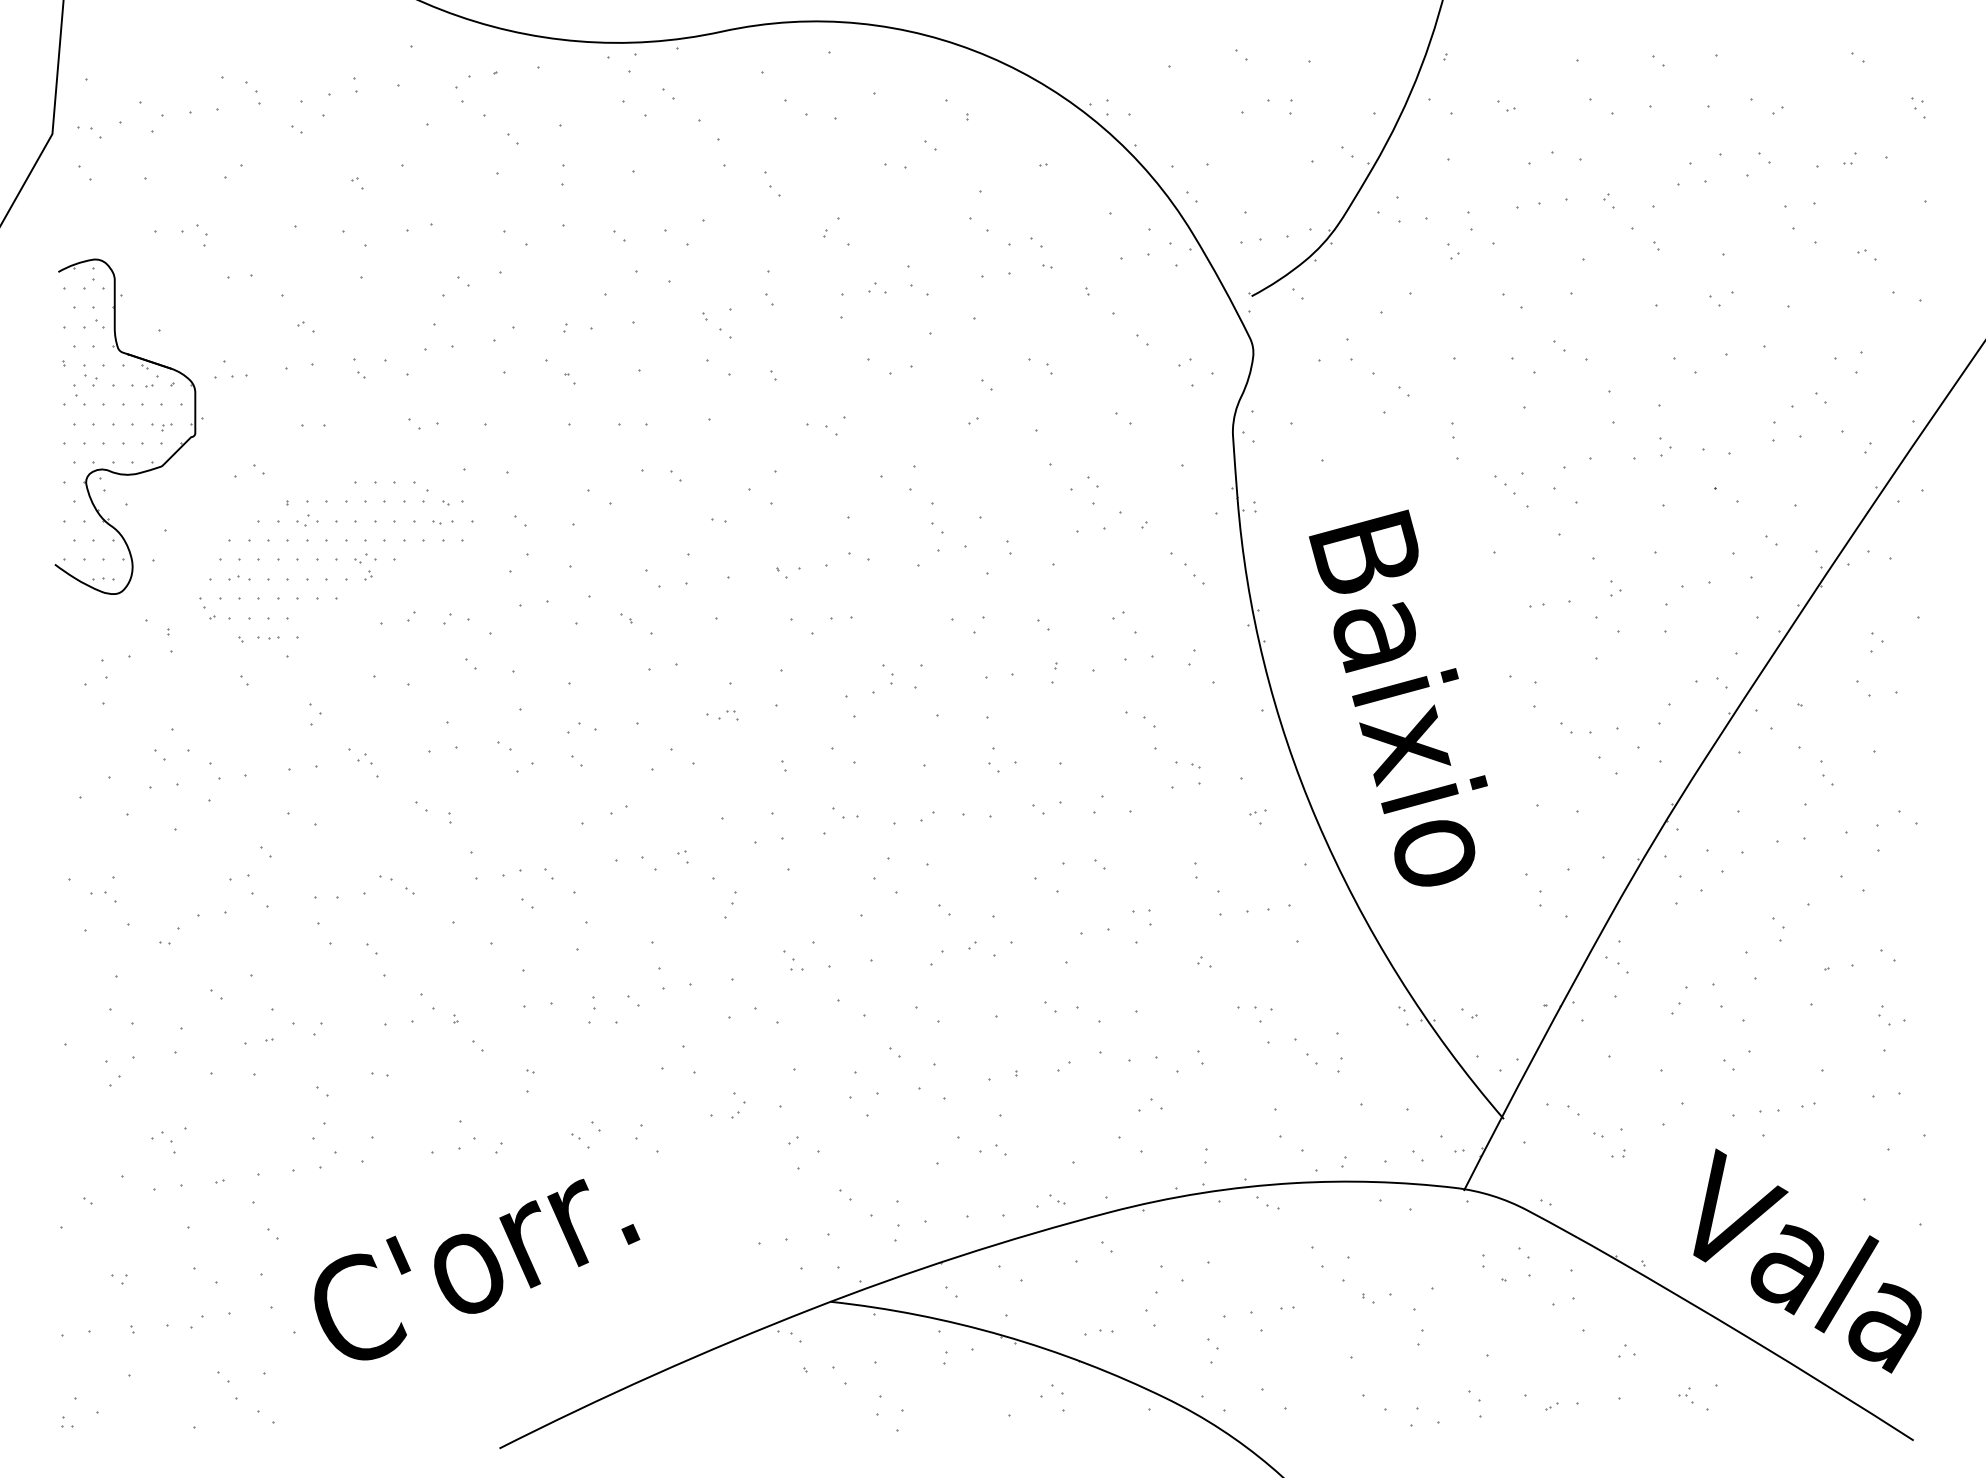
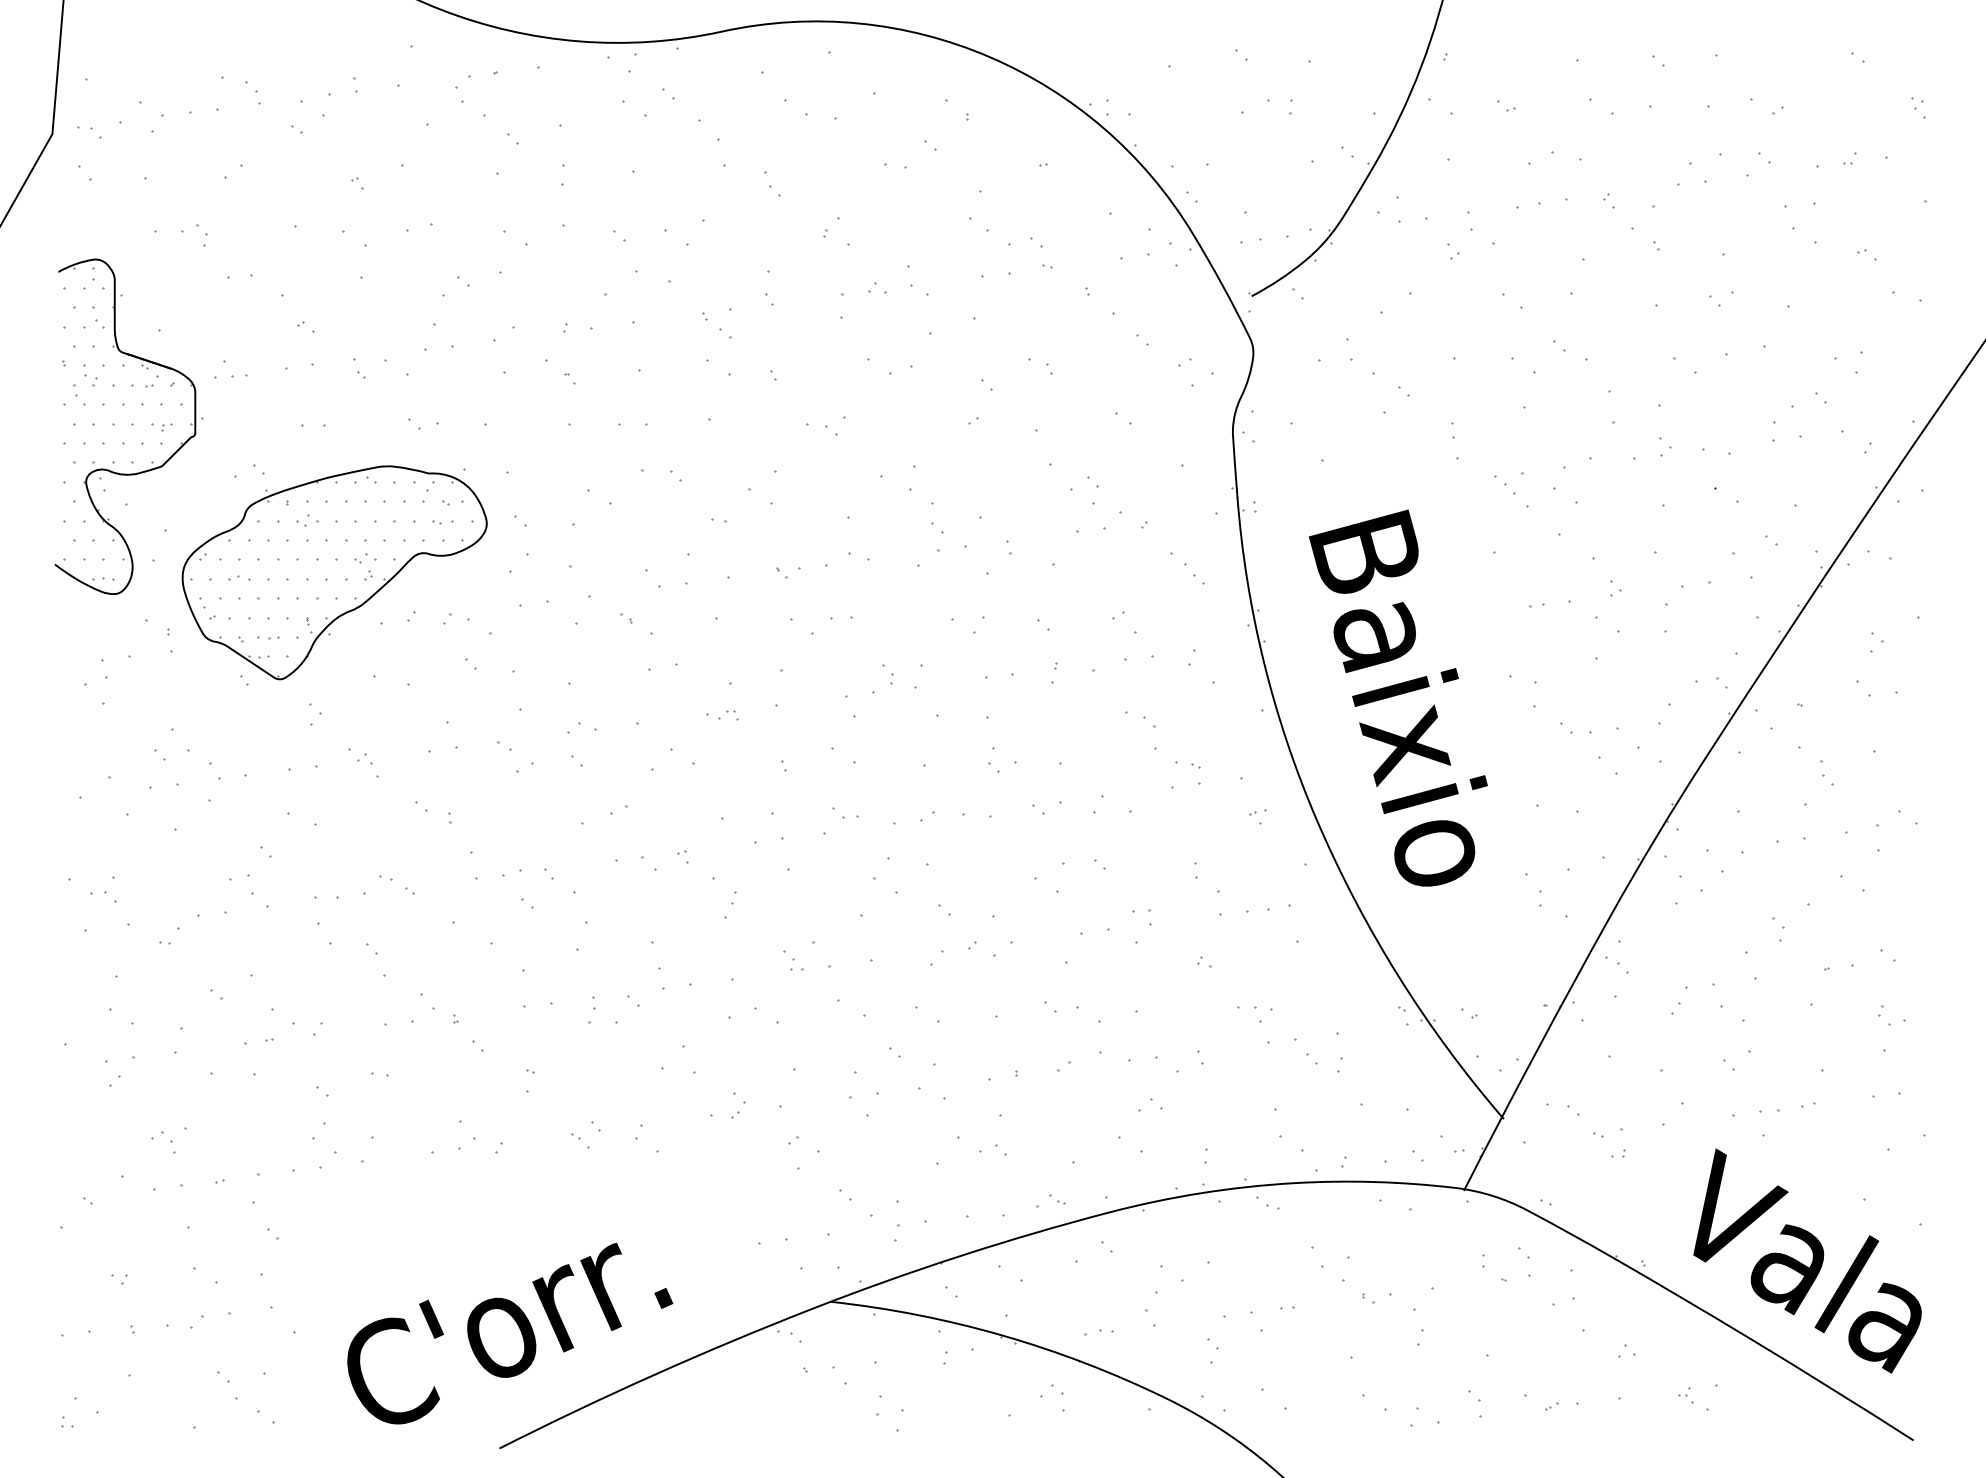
part: none -> present (334, 572)
text position: (477, 1269) -> (510, 1333) (510, 1333)
